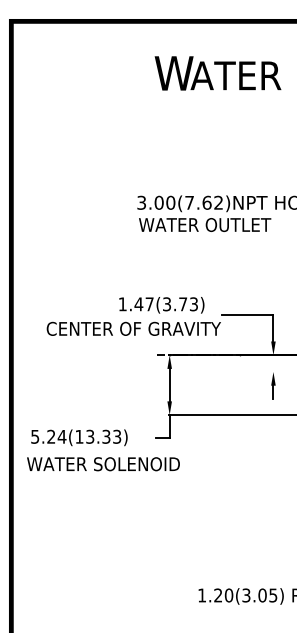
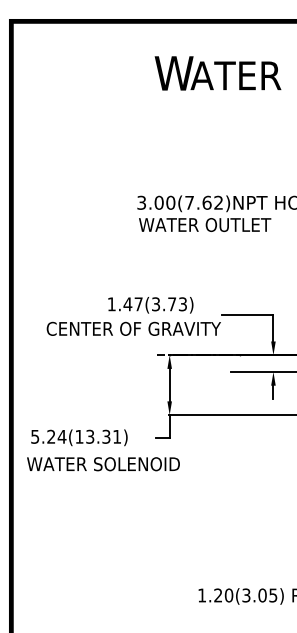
text position: (161, 305) -> (150, 305) (150, 305)
line: none -> present (262, 371)
text: 5.24(13.33) -> 5.24(13.31) (117, 436)
